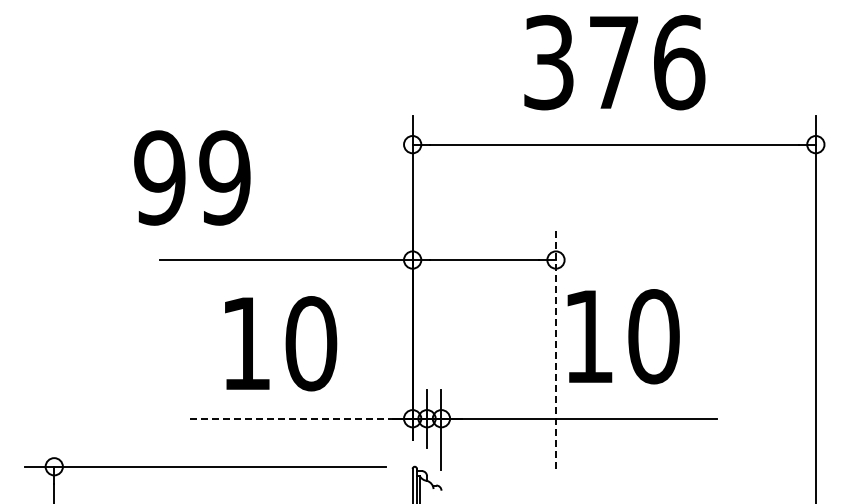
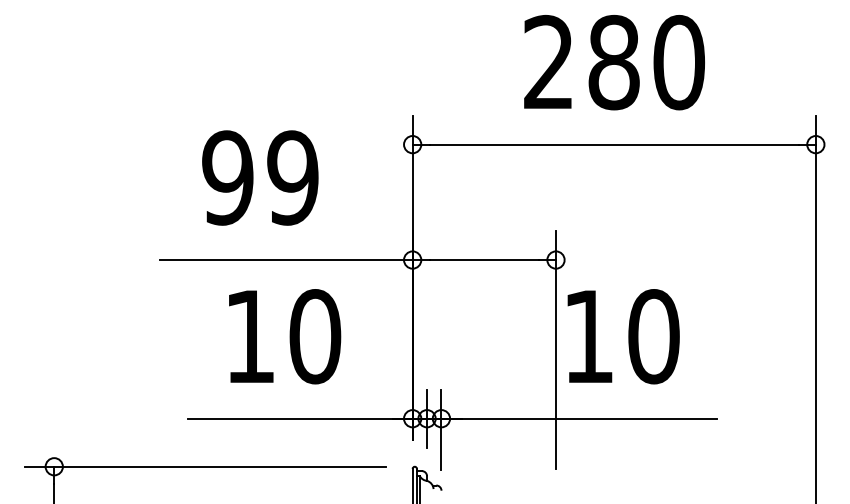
text: 376 -> 280 (614, 62)
text position: (192, 177) -> (260, 177) (260, 177)
text position: (281, 343) -> (285, 336) (285, 336)
line: dashed -> solid (556, 350)
line: dashed -> solid (291, 418)
